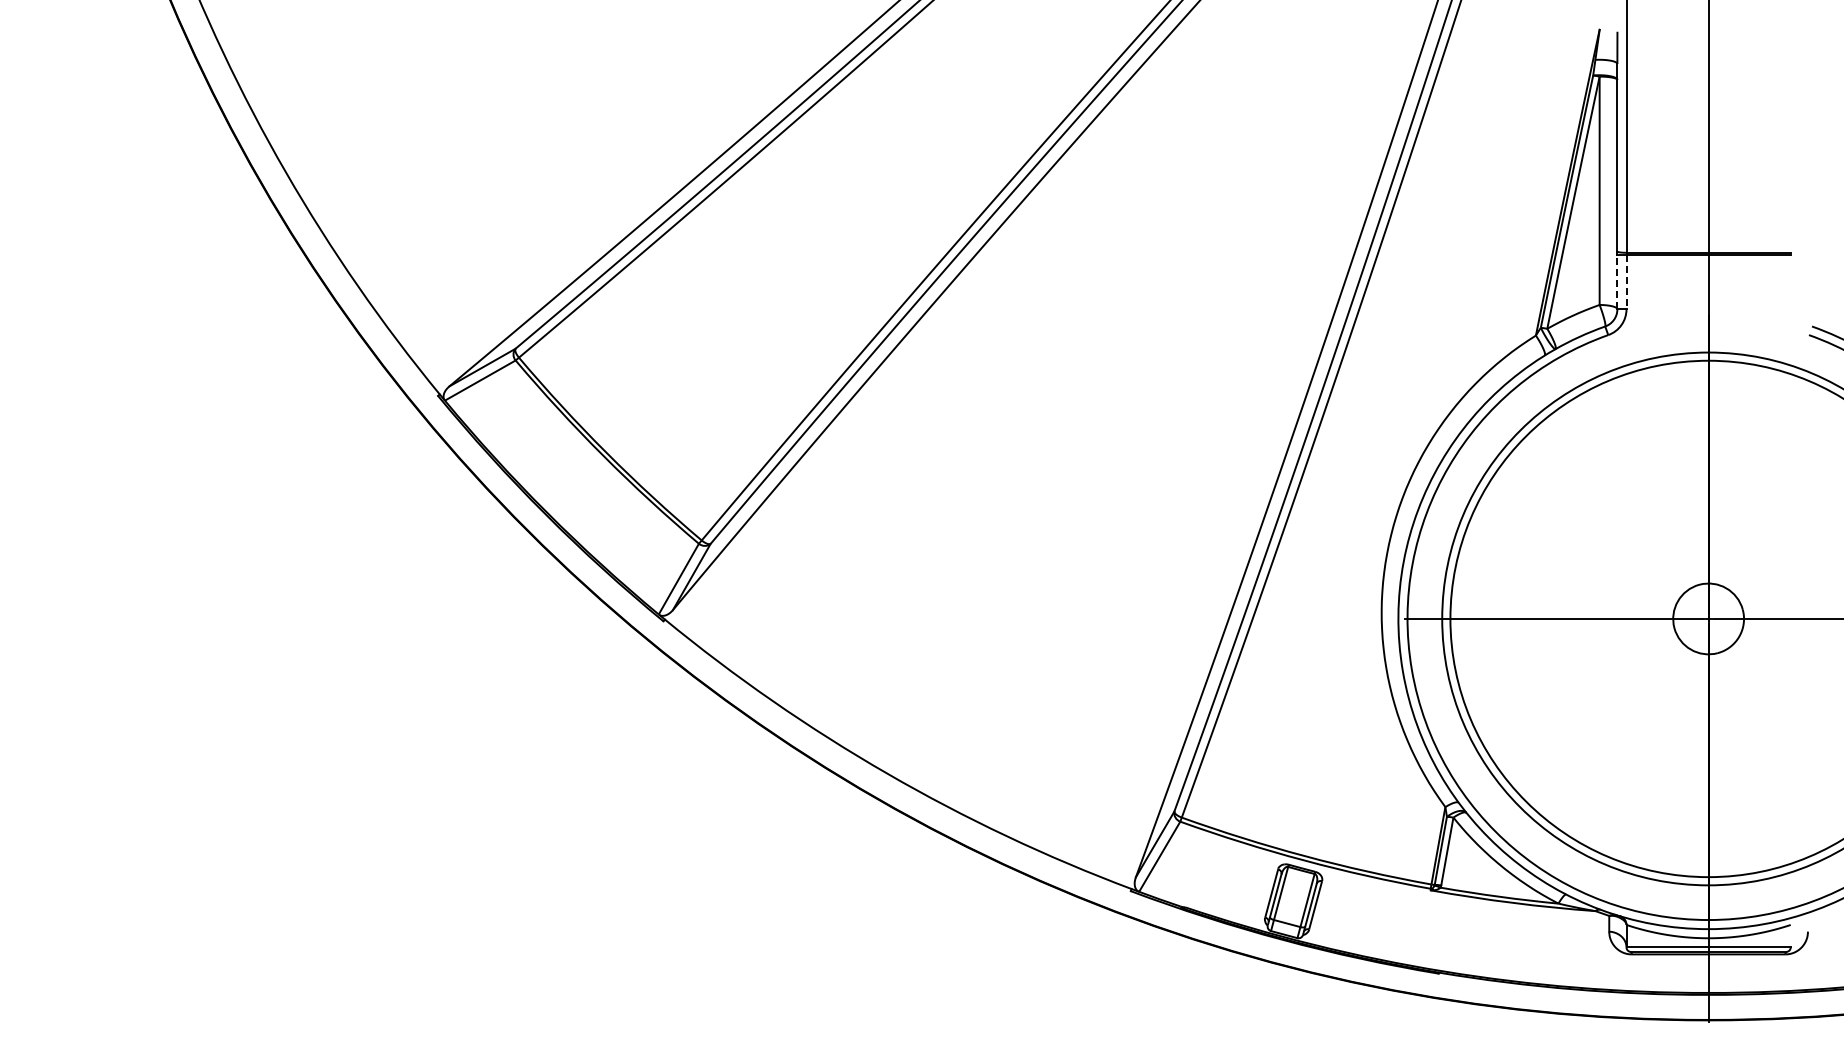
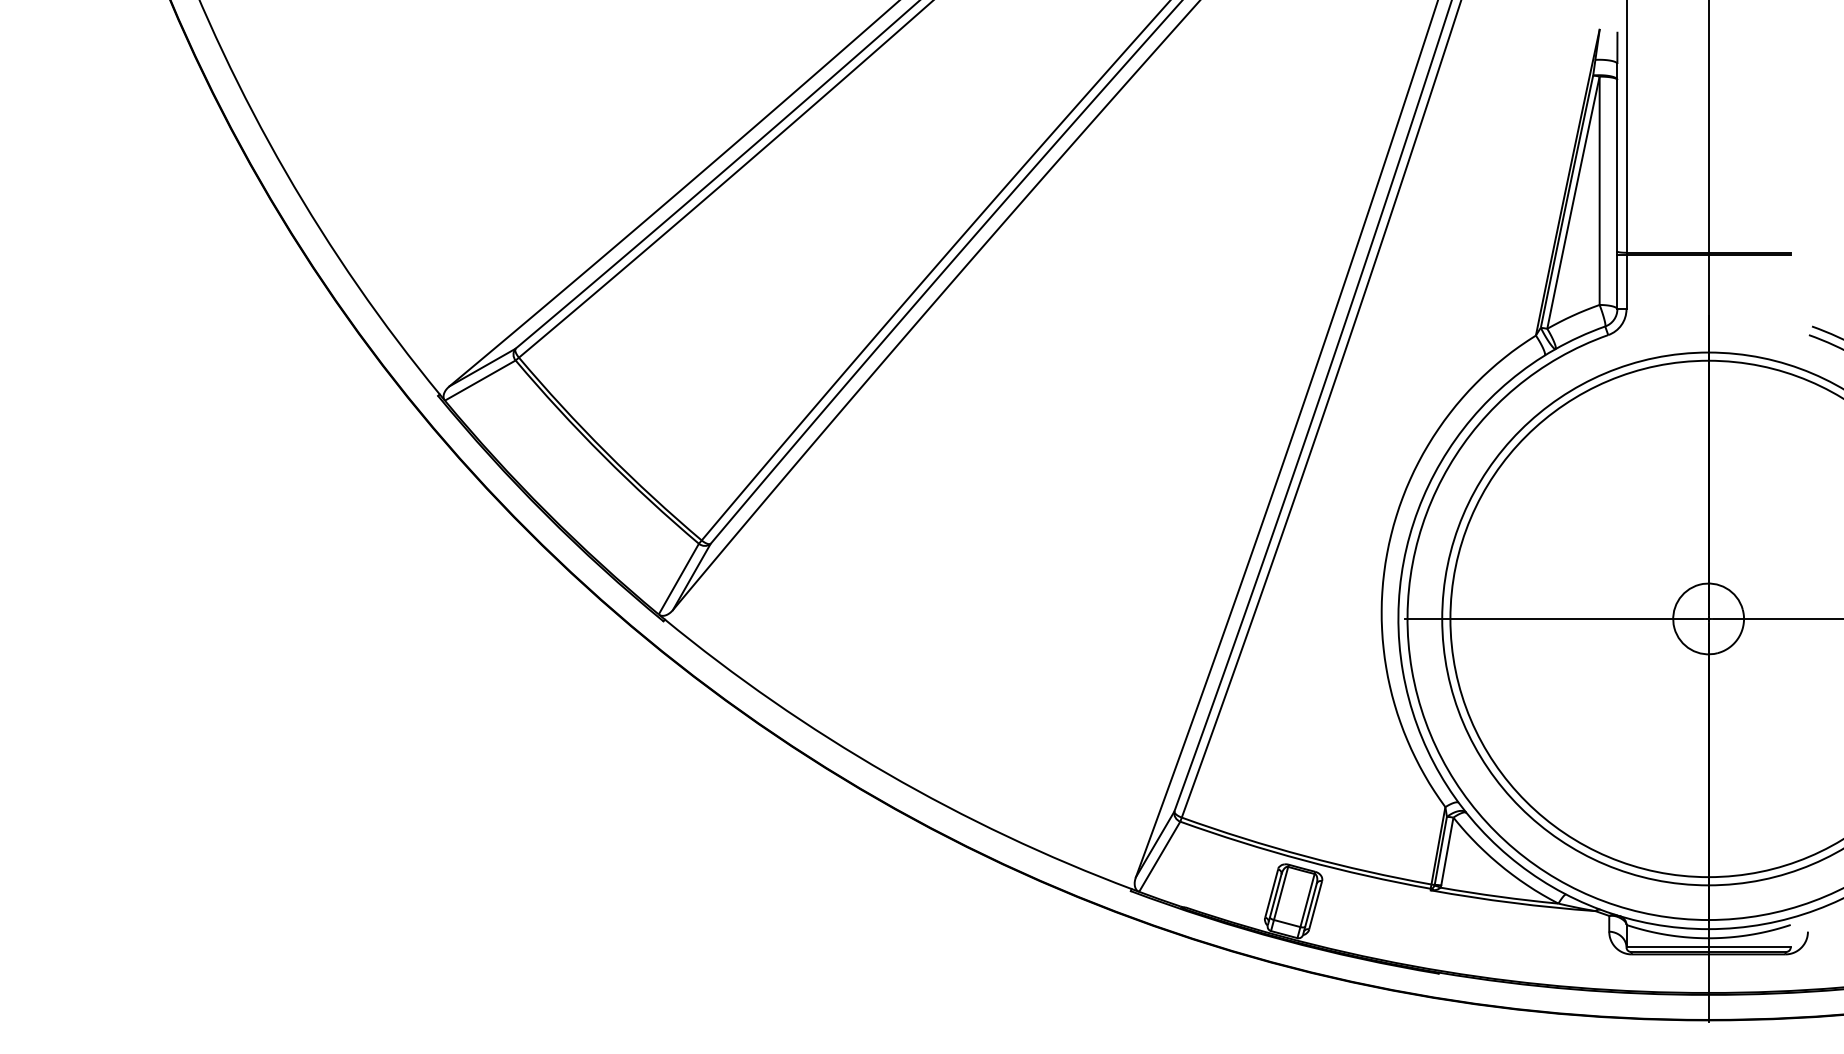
line: dashed -> solid (1617, 281)
line: dashed -> solid (1626, 282)
